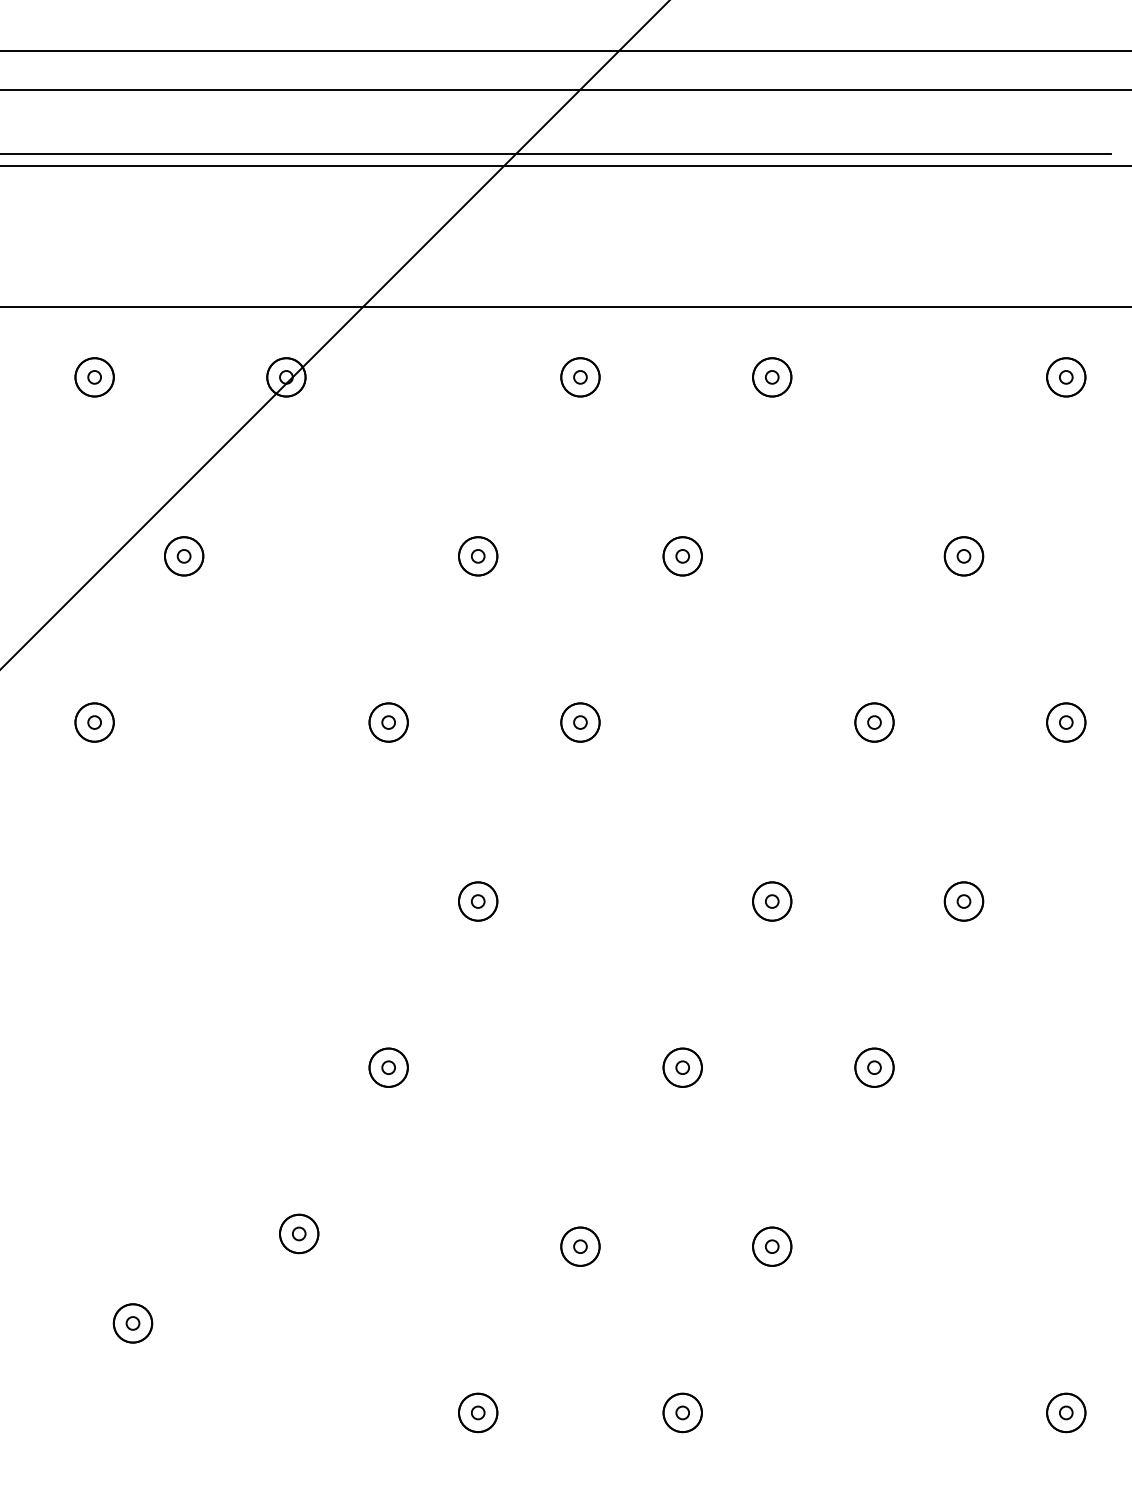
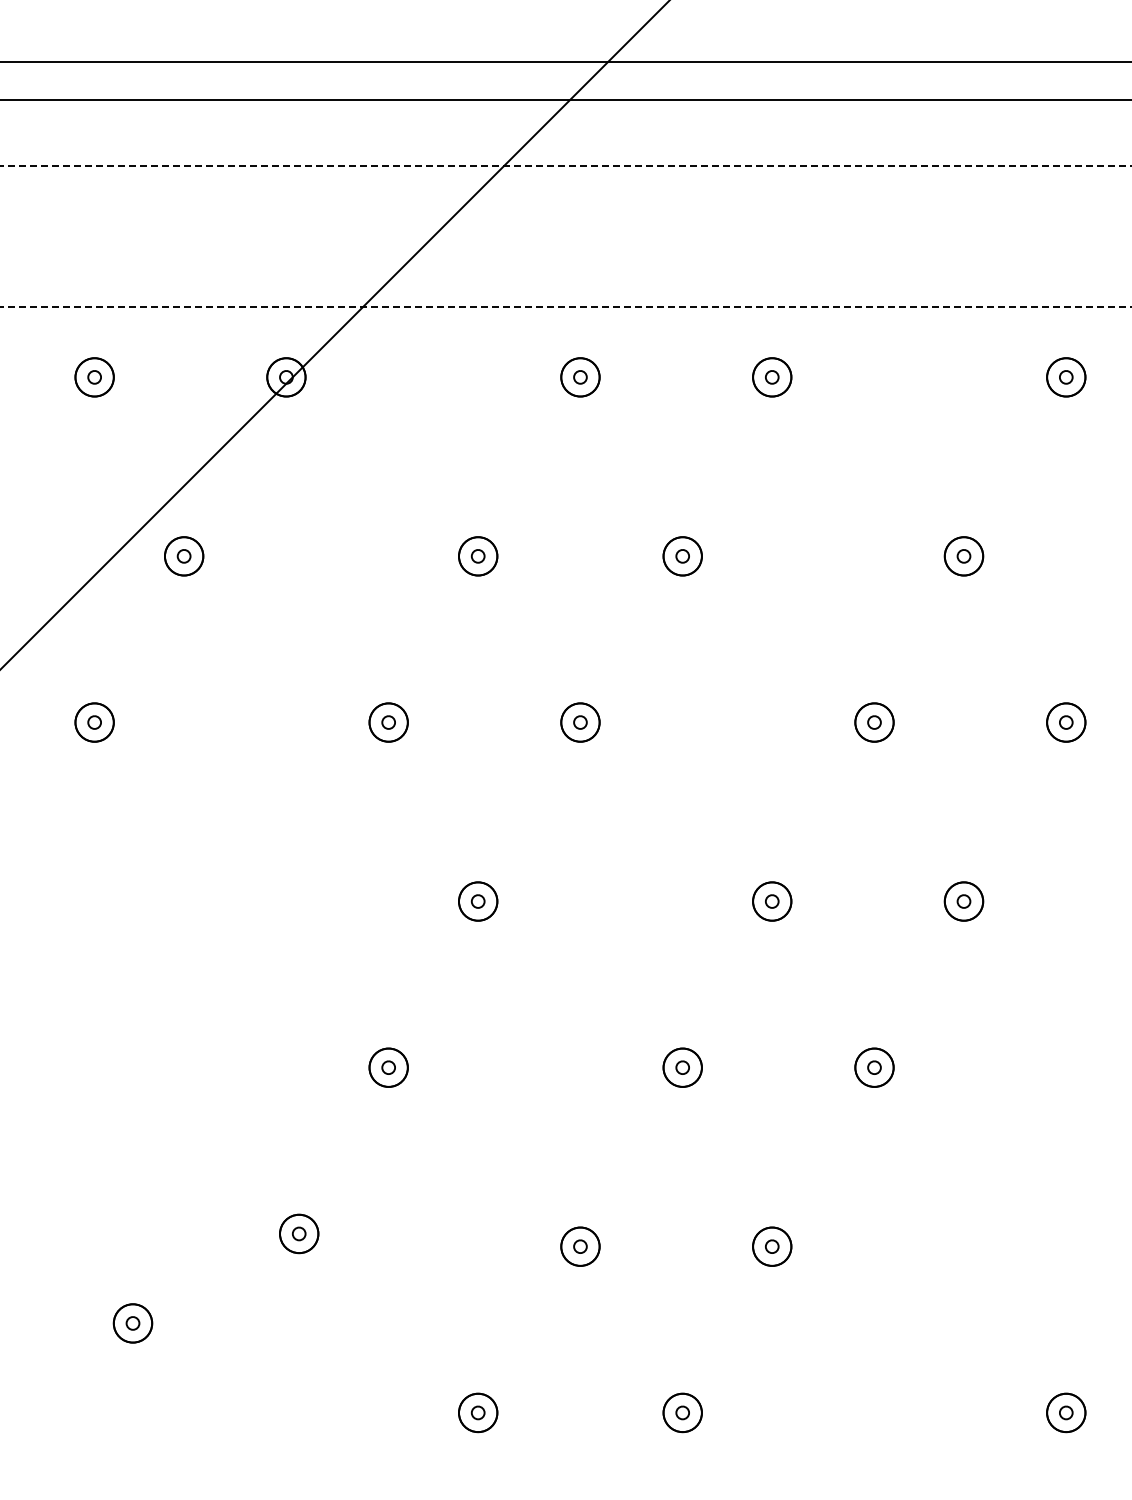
line position: (565, 51) -> (565, 62) (565, 62)
line position: (565, 89) -> (565, 99) (565, 99)
line: present -> none (556, 153)
line: solid -> dashed (566, 166)
line: solid -> dashed (566, 307)
